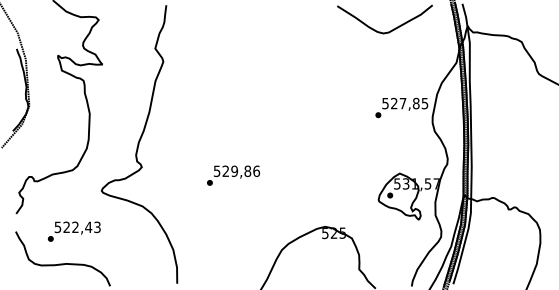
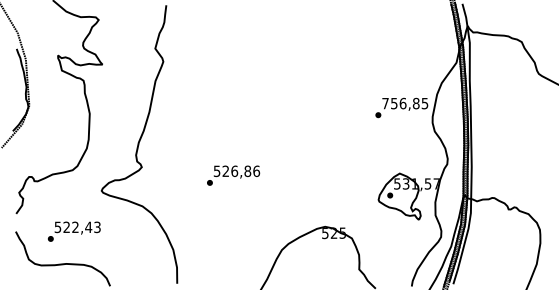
curve: present -> none (387, 31)
text: 527,85 -> 756,85 (394, 103)
text: 529,86 -> 526,86 (234, 171)
